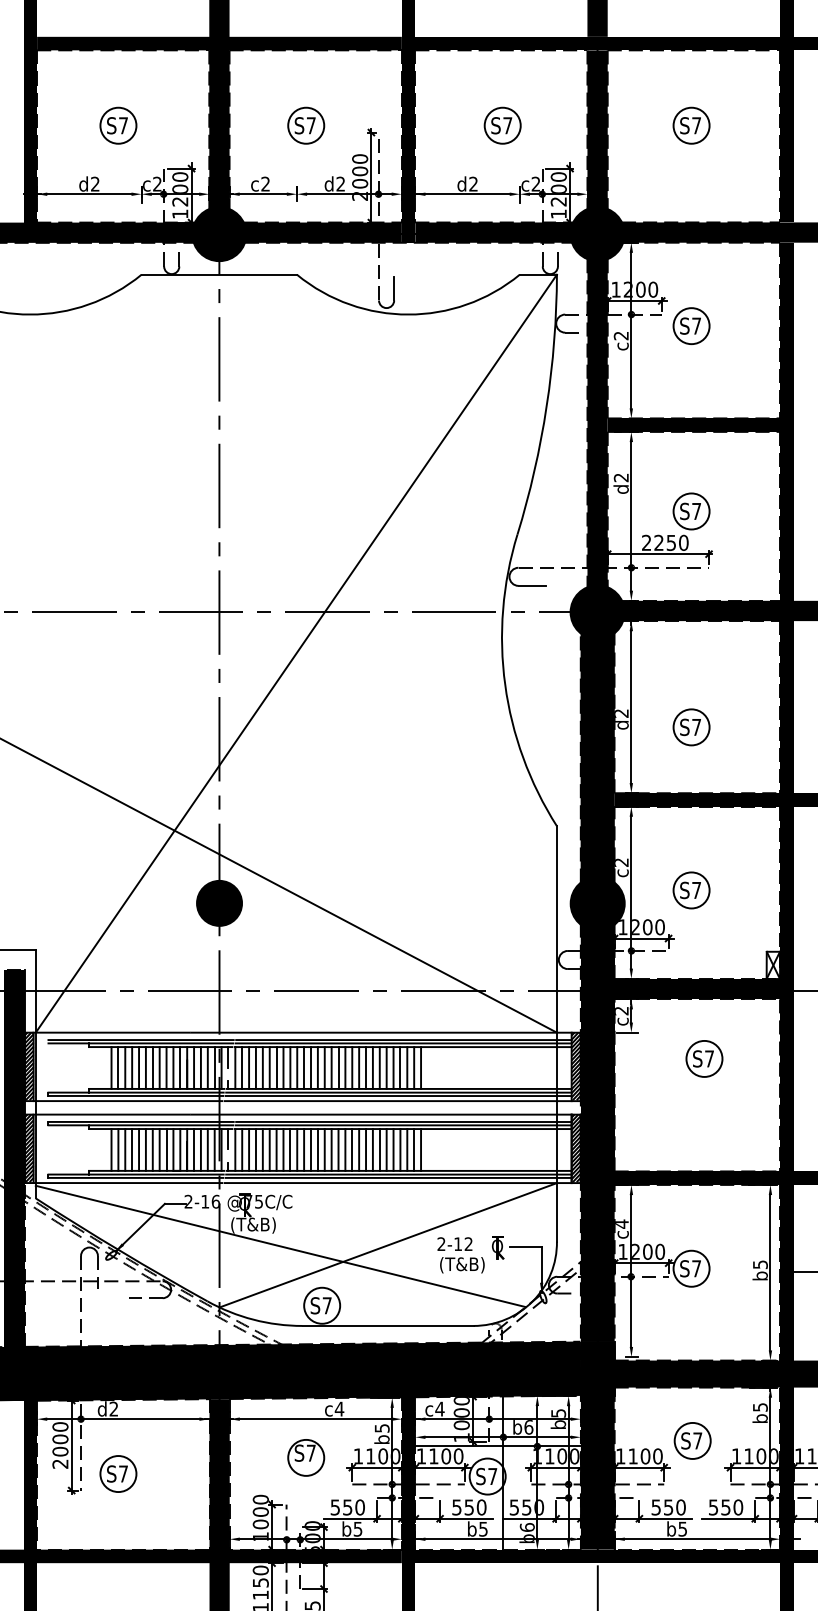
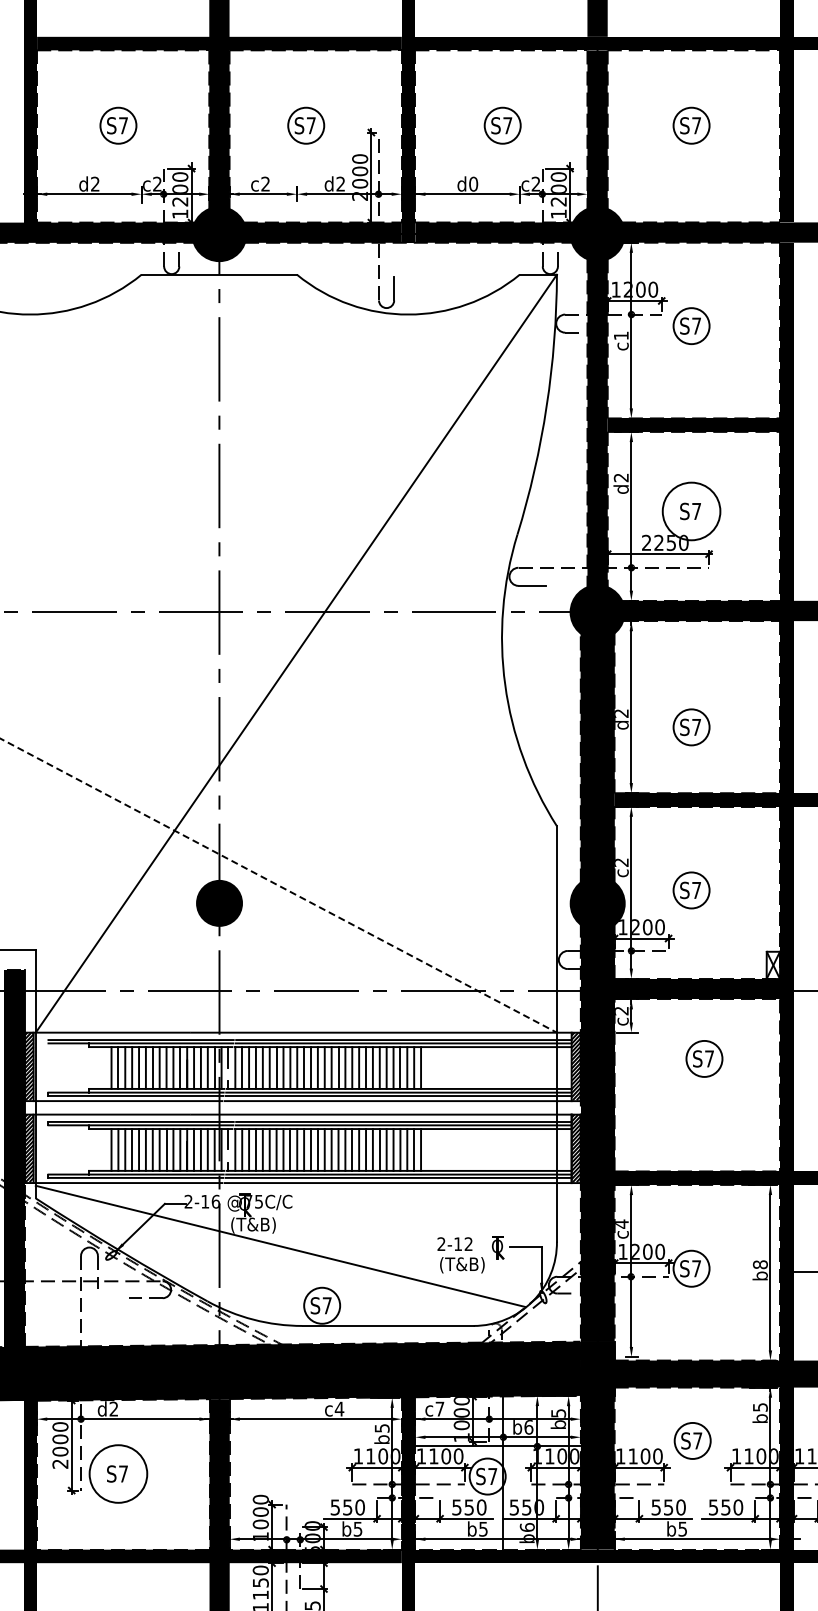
text: d2 -> d0 (473, 183)
text: c2 -> c1 (620, 335)
circle diameter: 36 px -> 58 px (691, 511)
line: solid -> dashed (278, 885)
line: present -> none (387, 1245)
text: b5 -> b8 (759, 1264)
text: c4 -> c7 (439, 1408)
part: present -> none (306, 1457)
circle diameter: 36 px -> 58 px (118, 1473)
